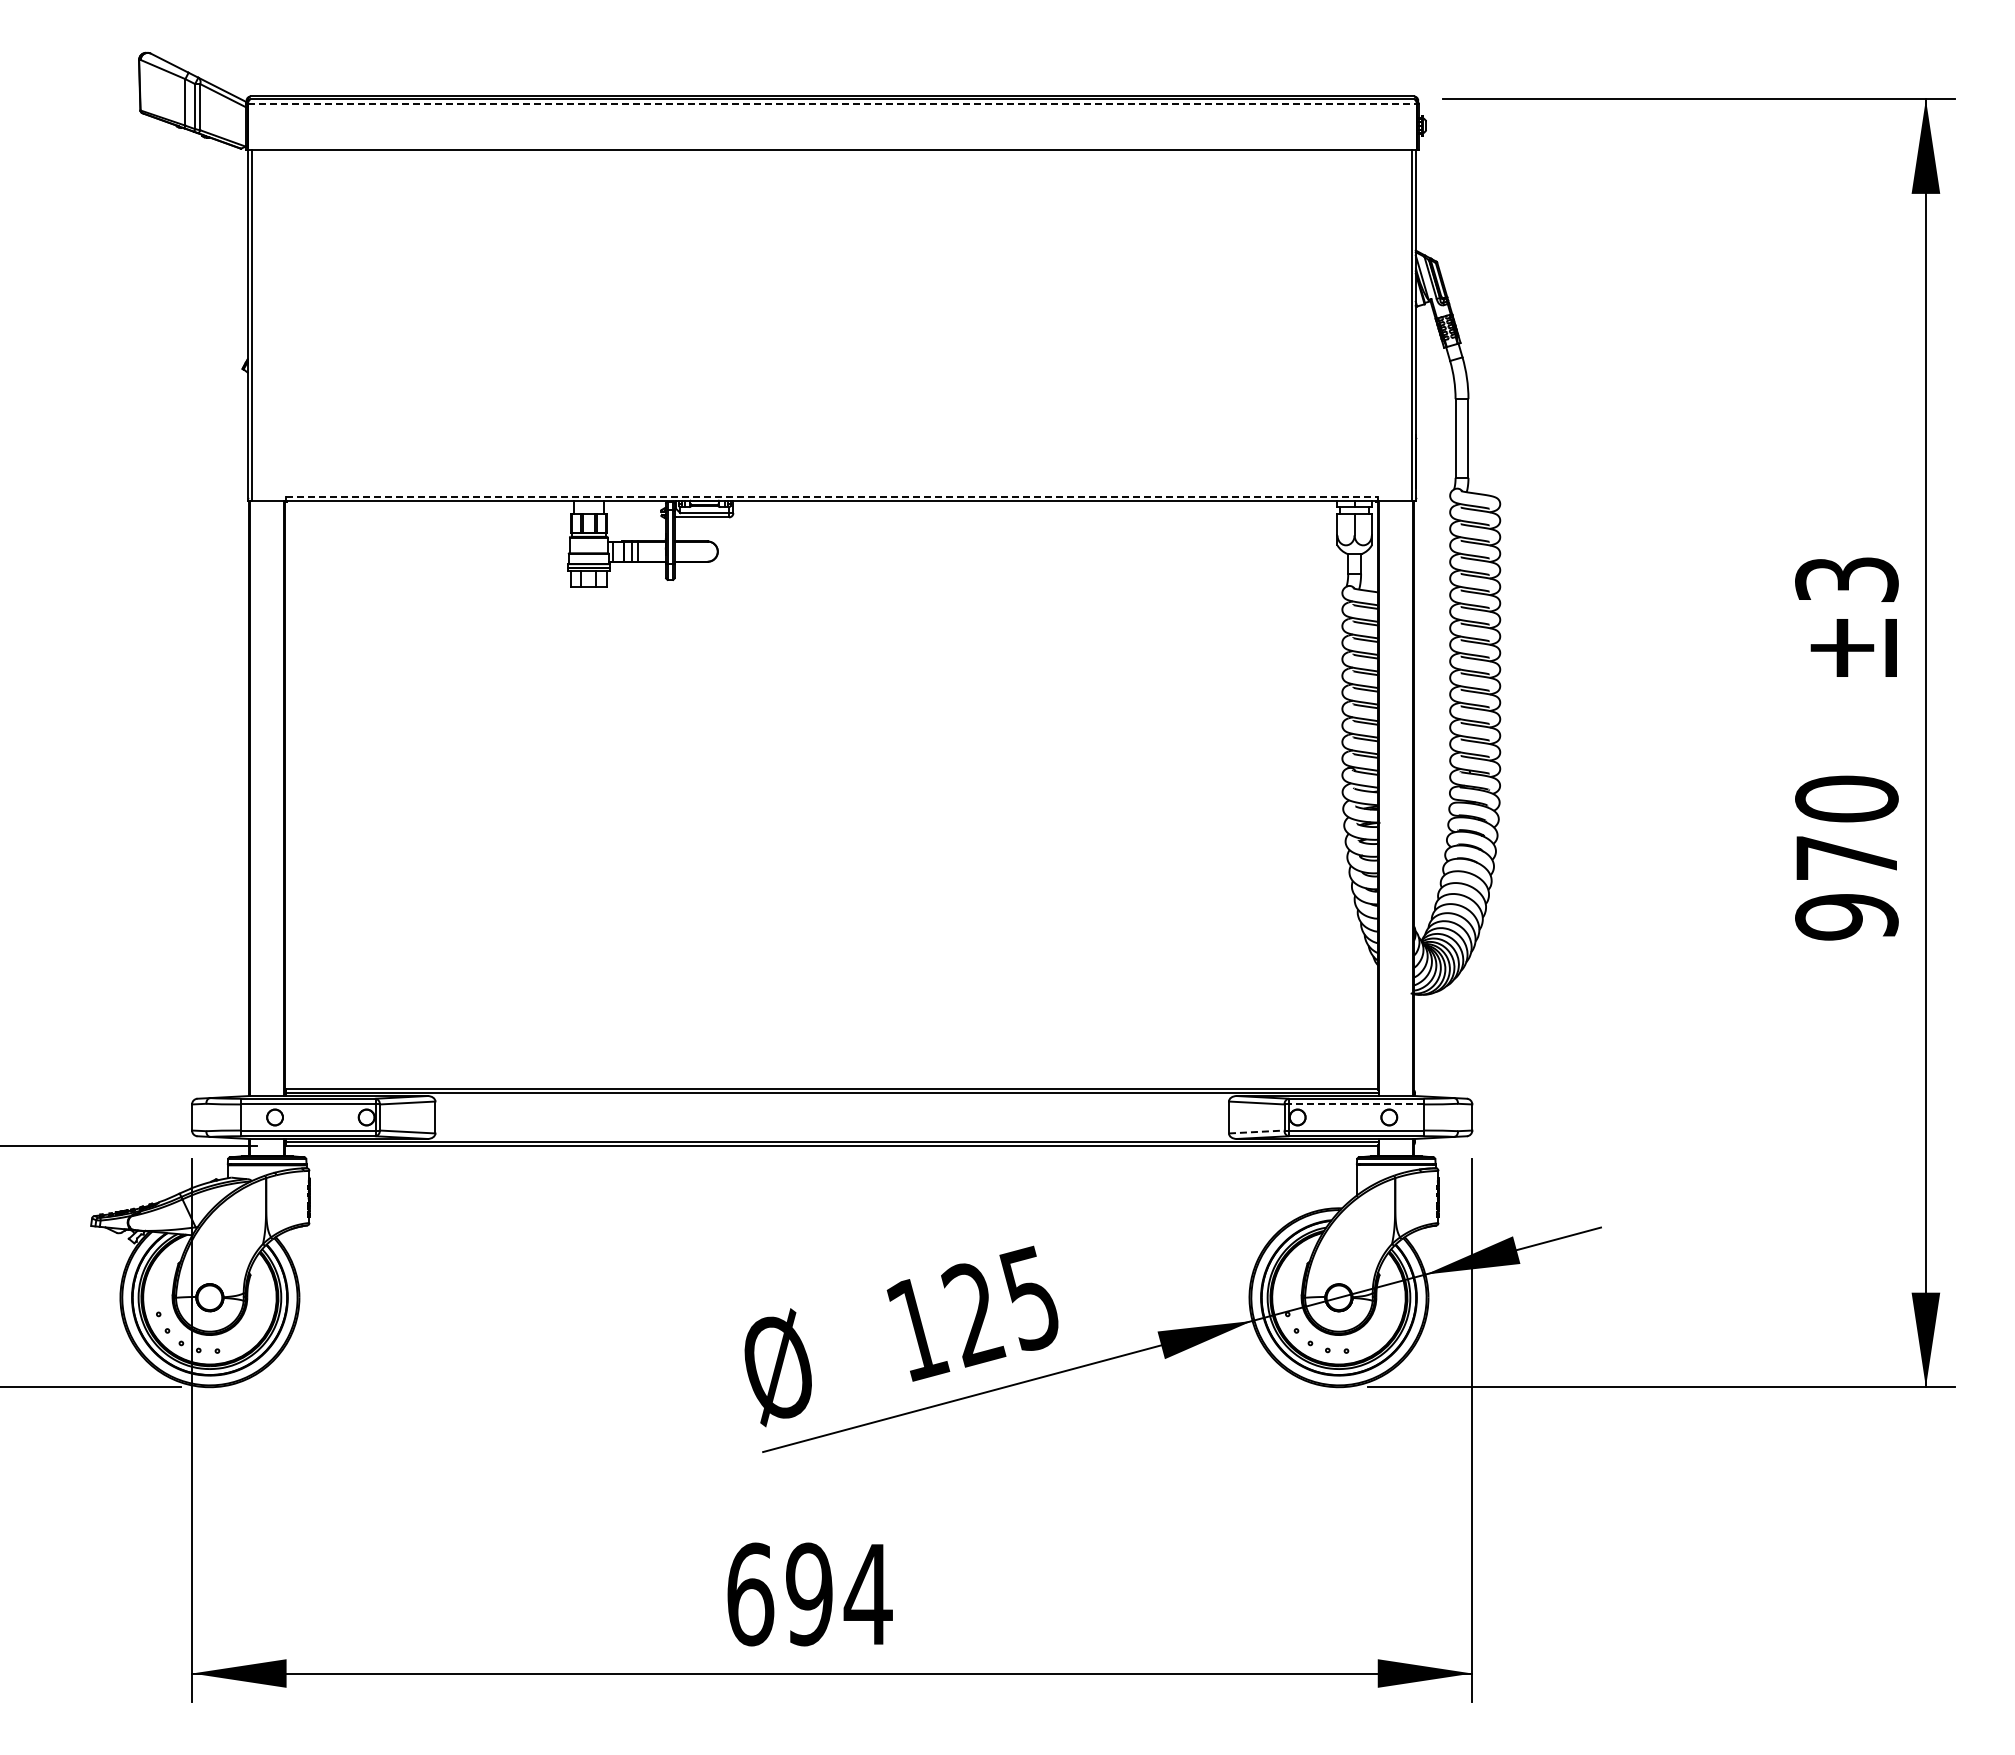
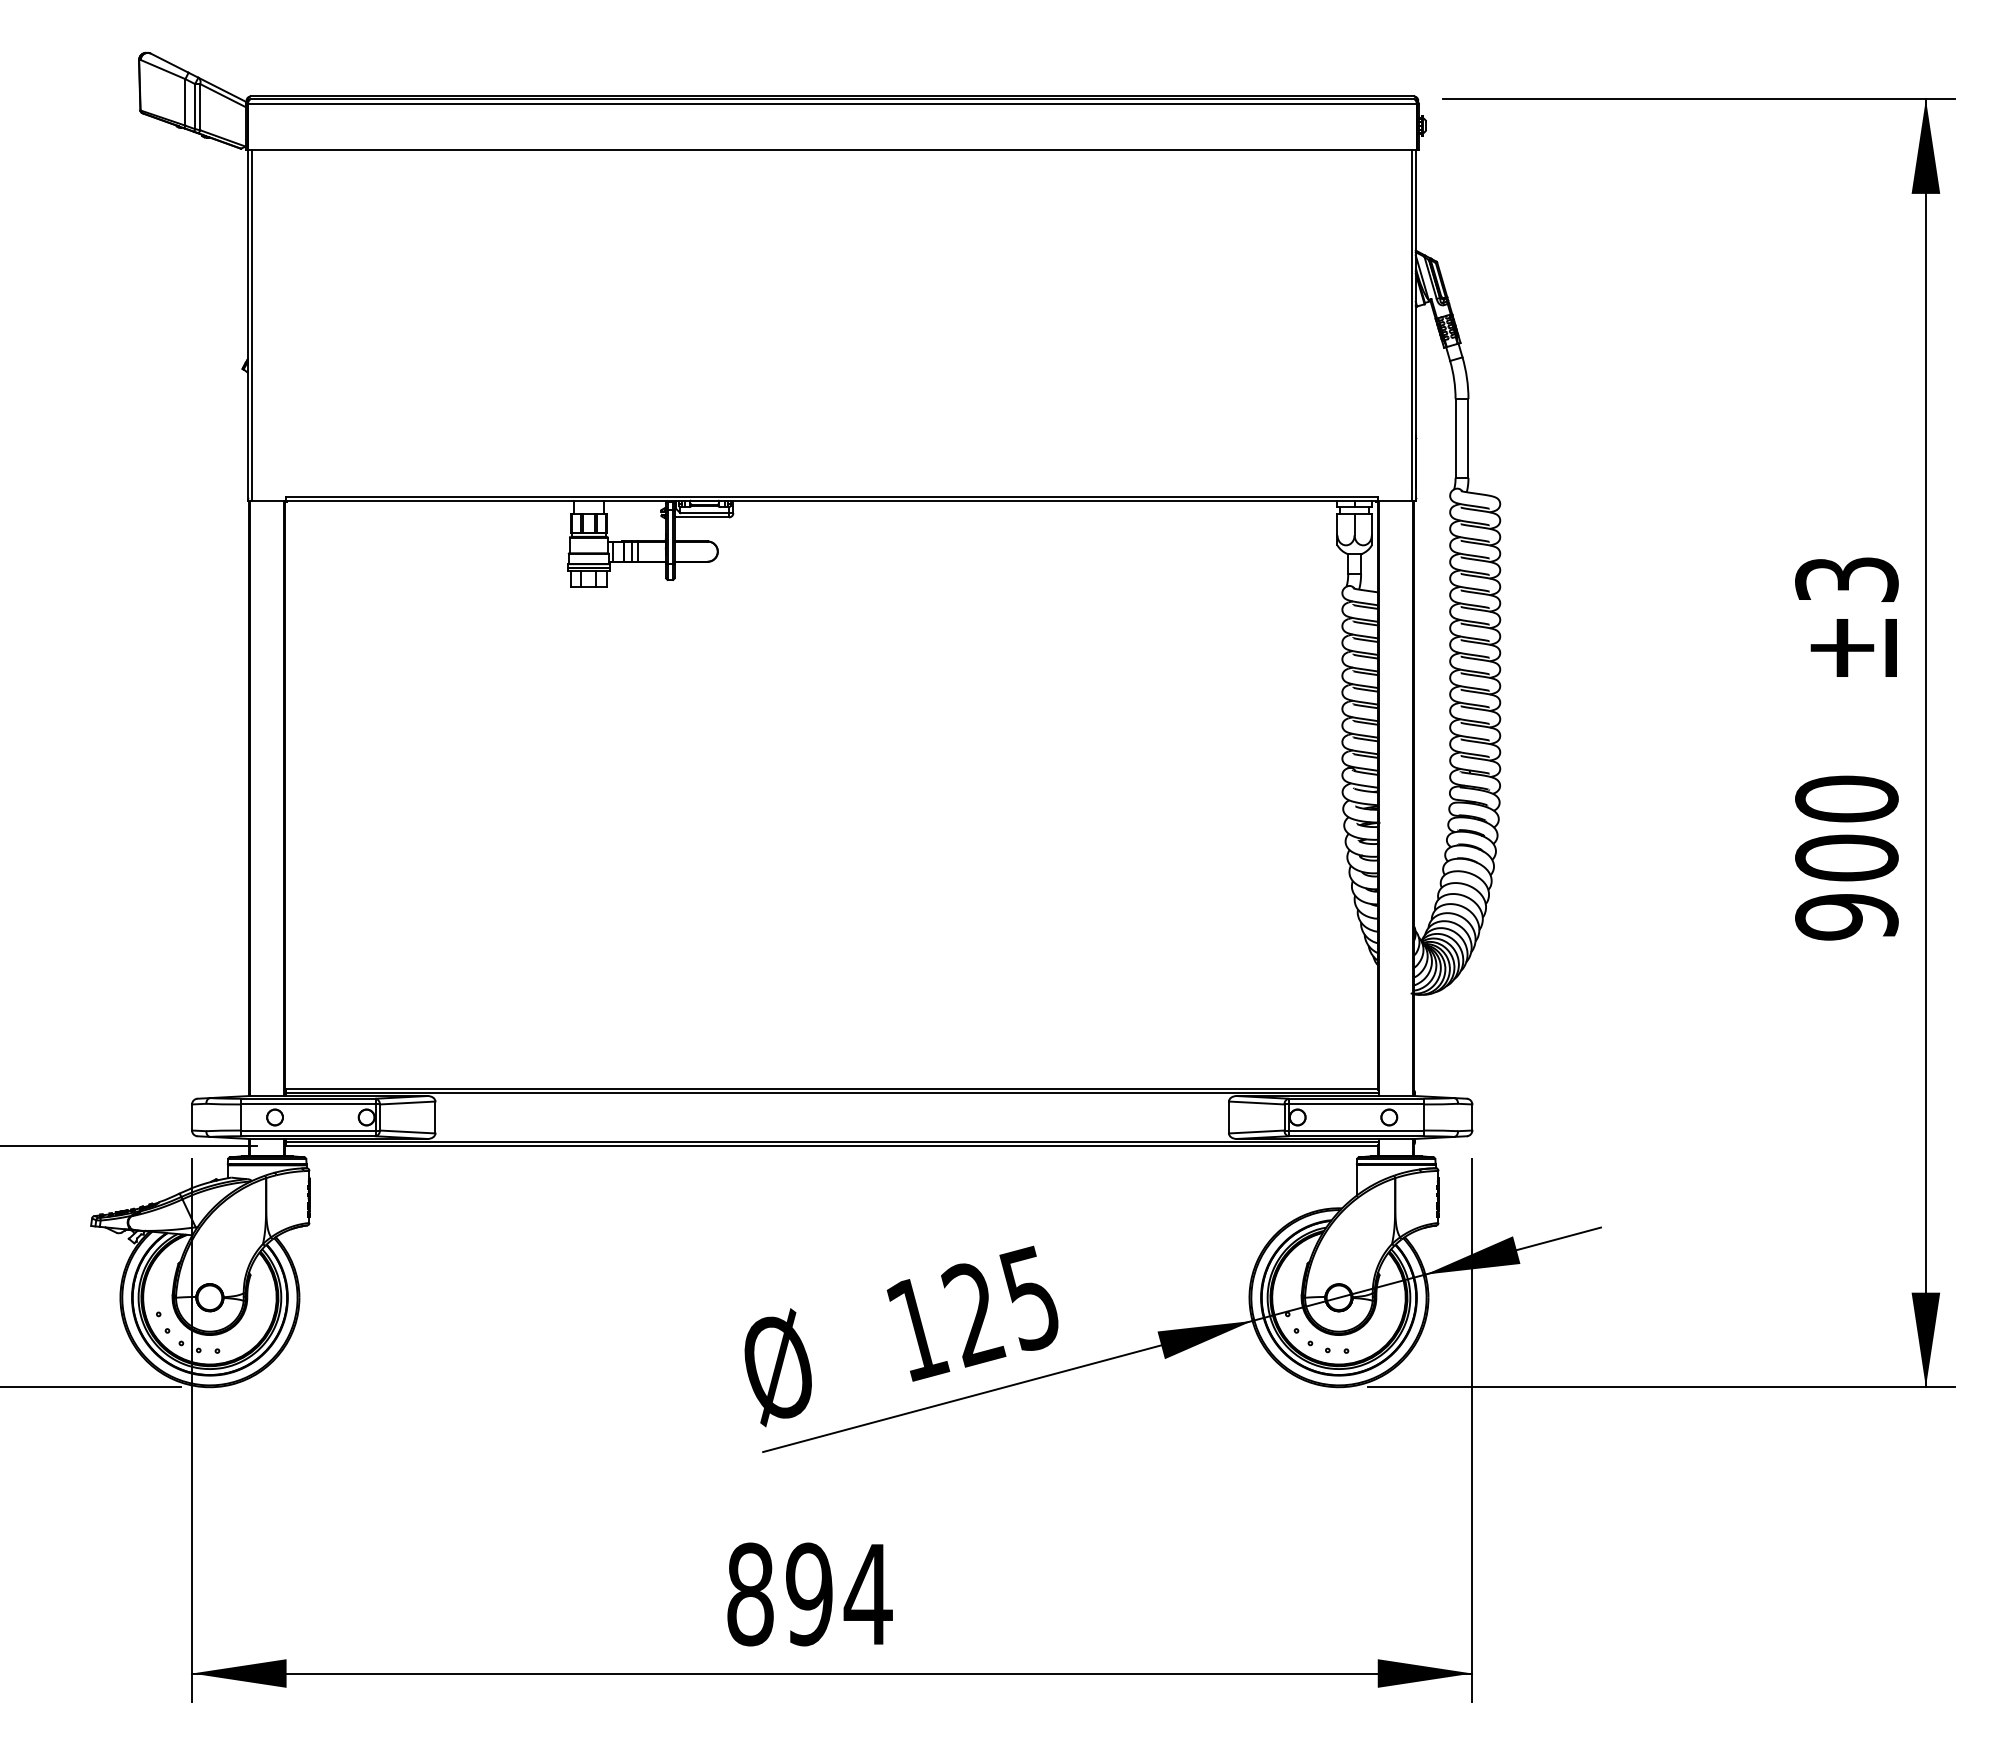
line: dashed -> solid (832, 103)
line: dashed -> solid (832, 496)
text: 970 -> 900 (1846, 857)
line: dashed -> solid (1356, 1104)
line: dashed -> solid (1256, 1132)
text: 694 -> 894 (750, 1594)
